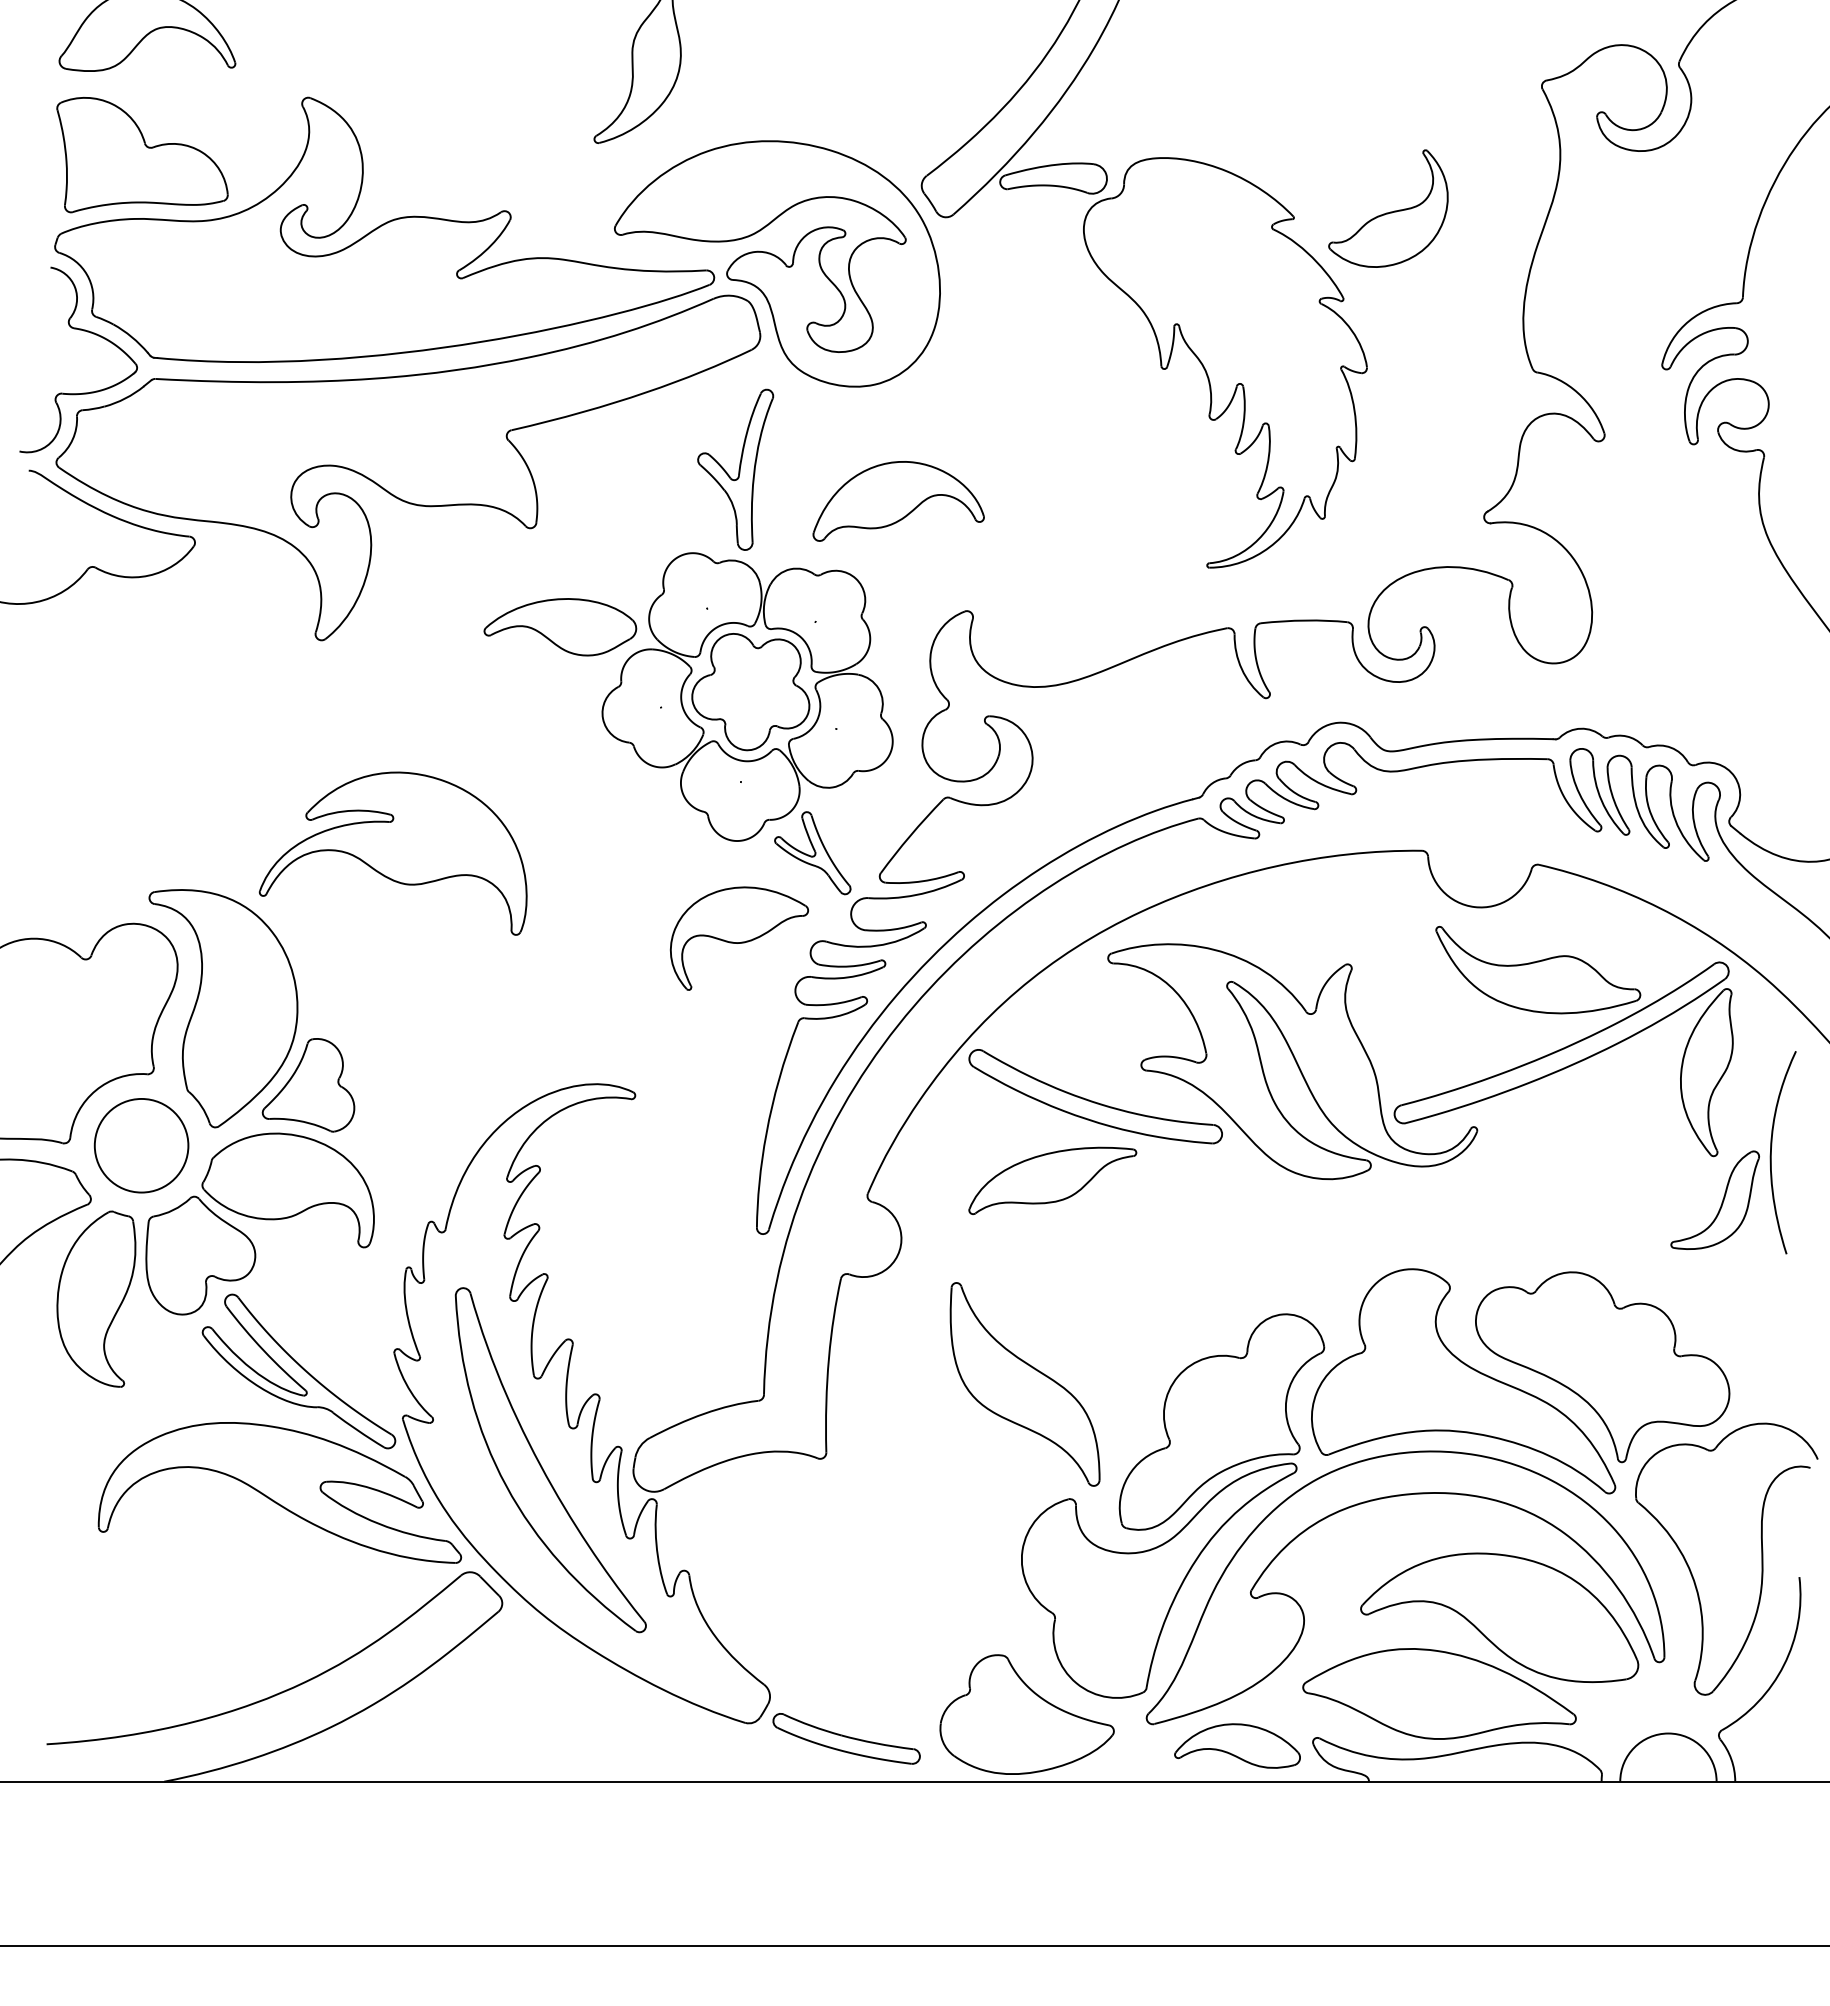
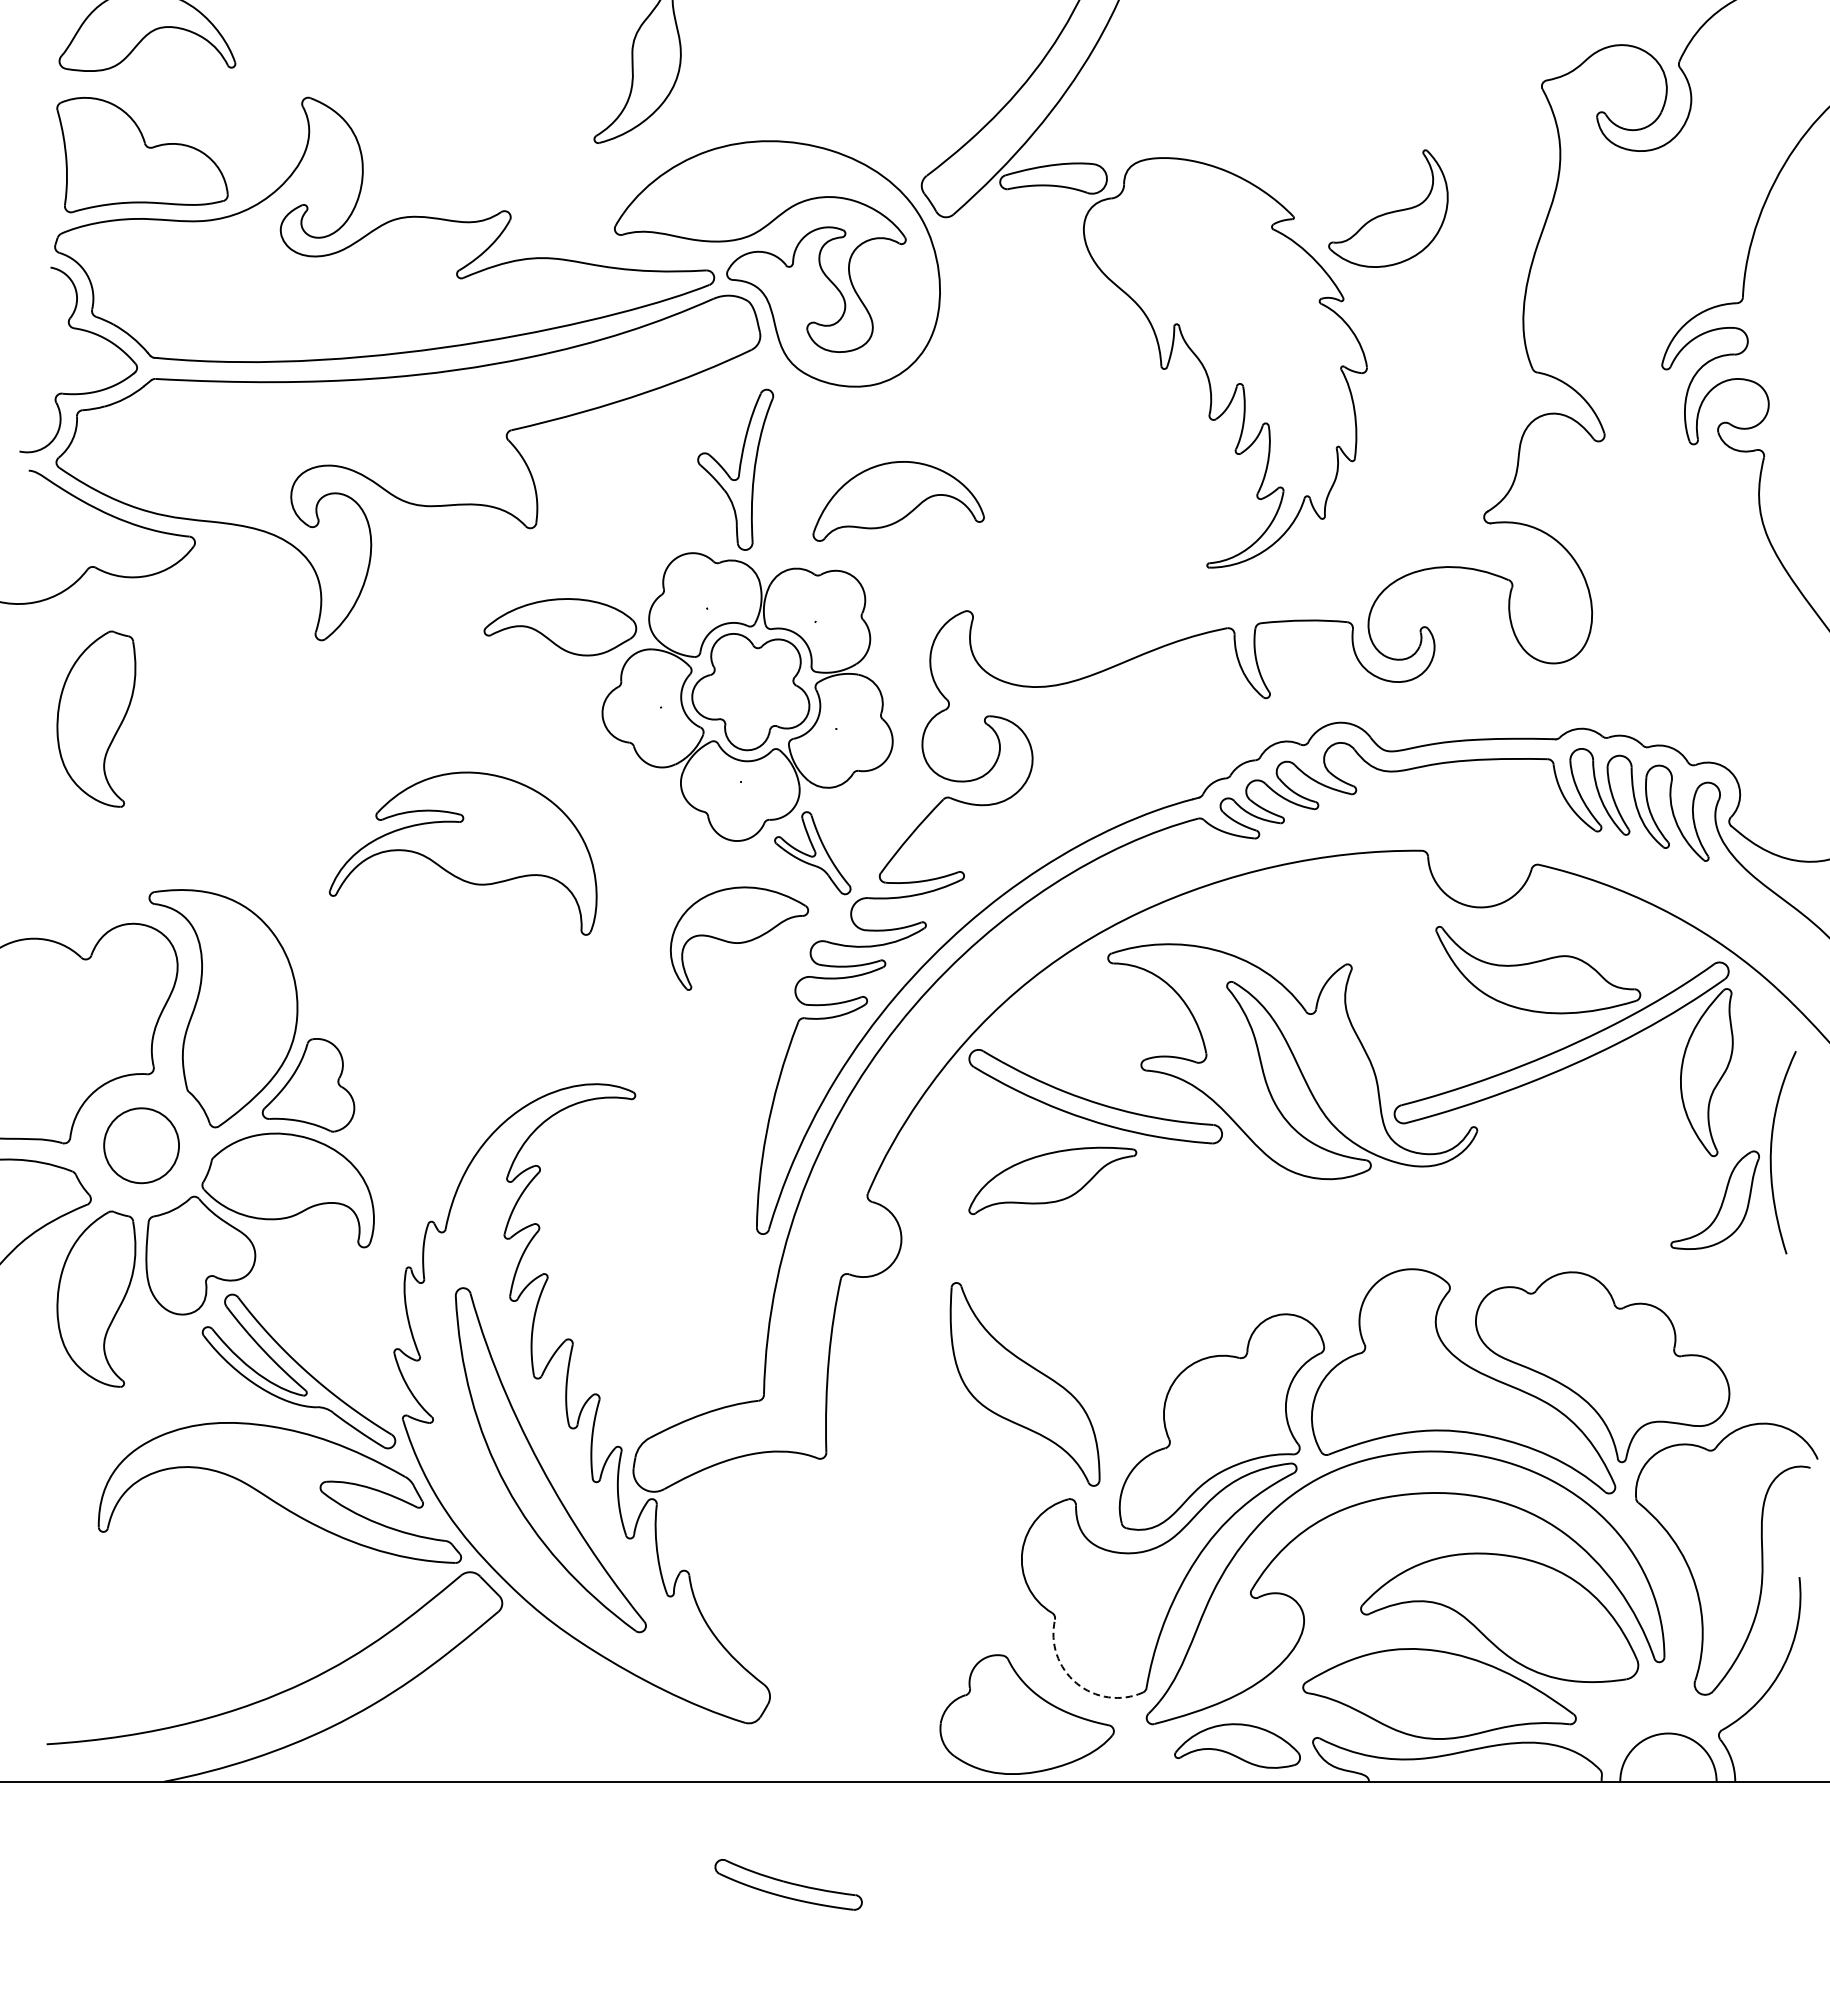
part: none -> present (96, 718)
part position: (392, 853) -> (462, 853) (462, 853)
circle diameter: 94 px -> 75 px (141, 1145)
arc: solid -> dashed (1076, 1683)
part position: (846, 1738) -> (788, 1884) (788, 1884)
line: present -> none (914, 1945)
